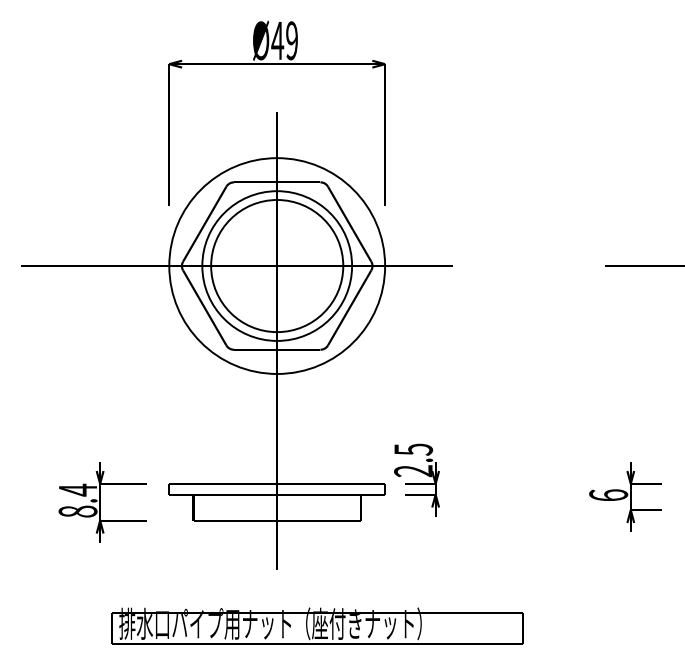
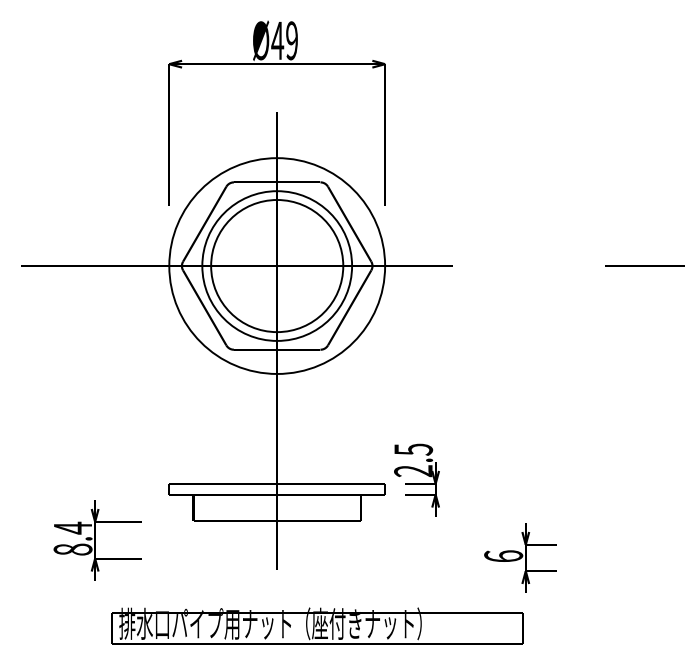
text position: (625, 496) -> (520, 557) (520, 557)
text position: (102, 502) -> (97, 540) (97, 540)
